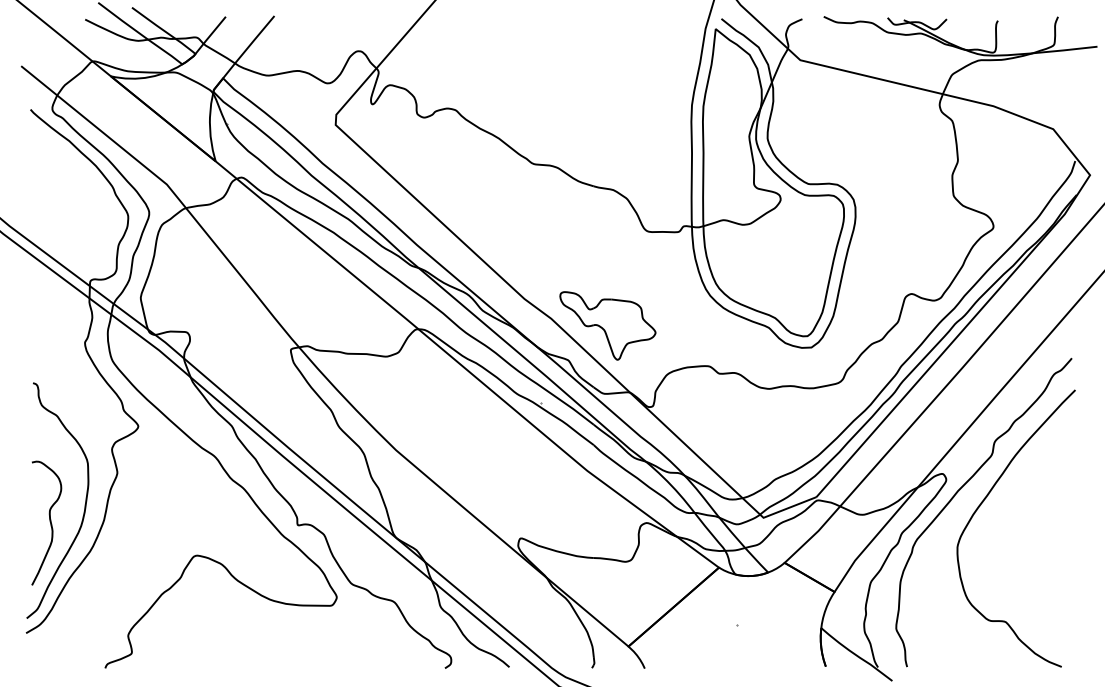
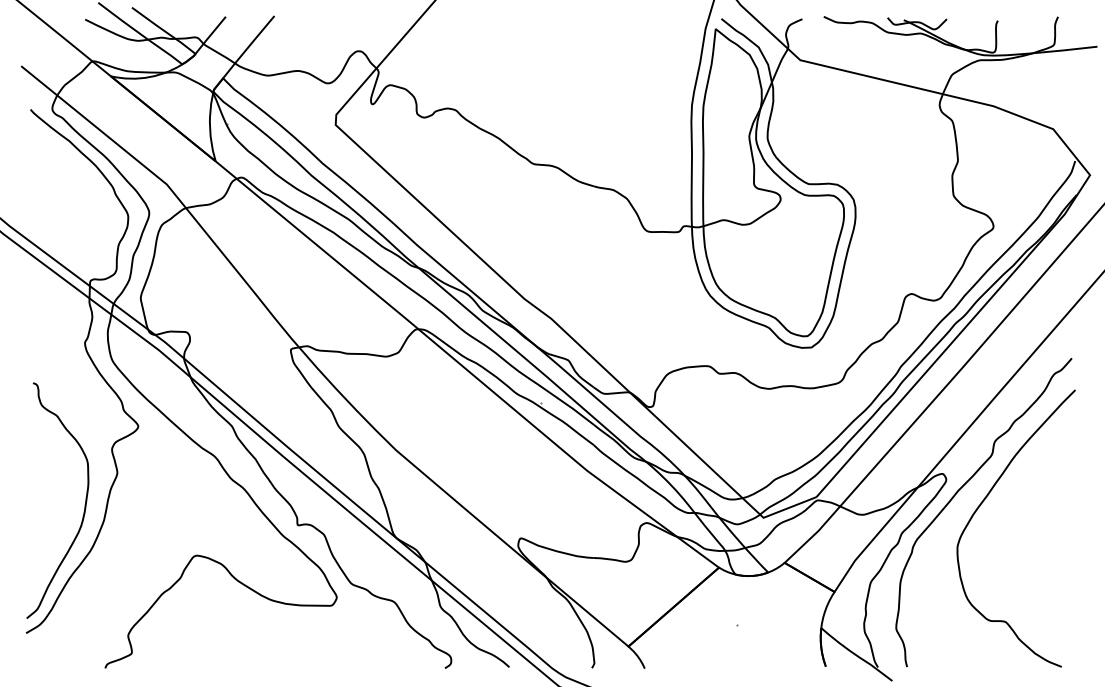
part: present -> none (607, 325)
curve: present -> none (49, 521)
